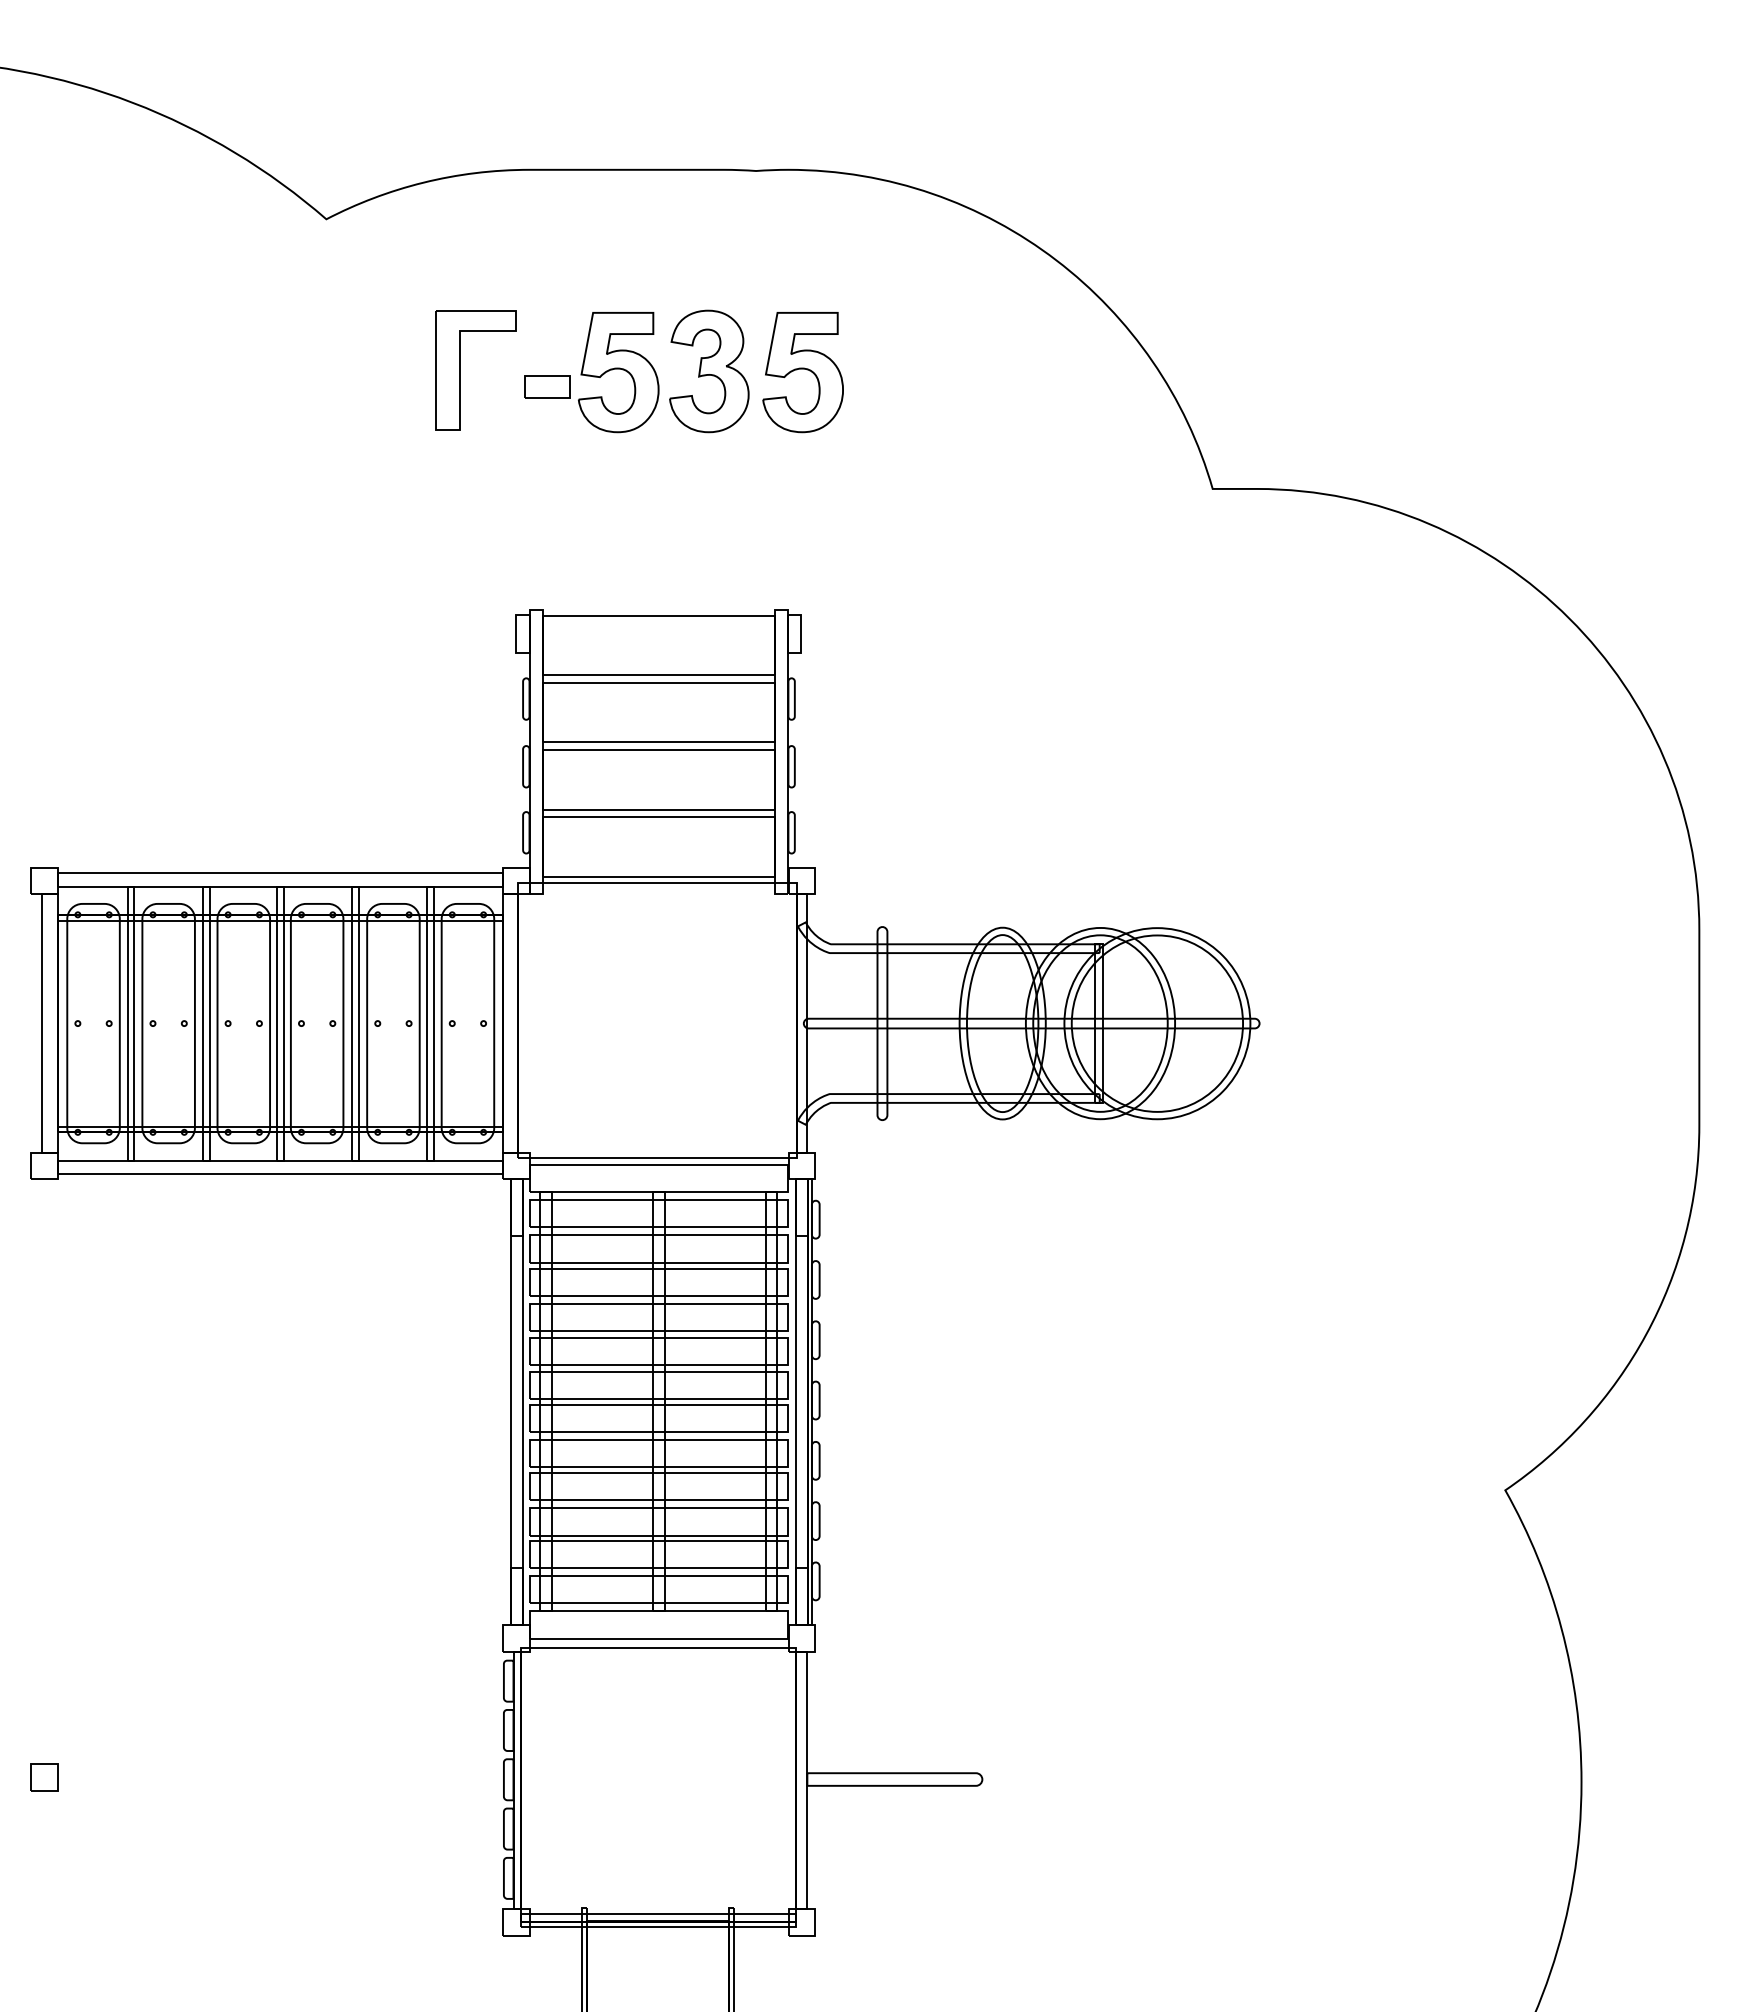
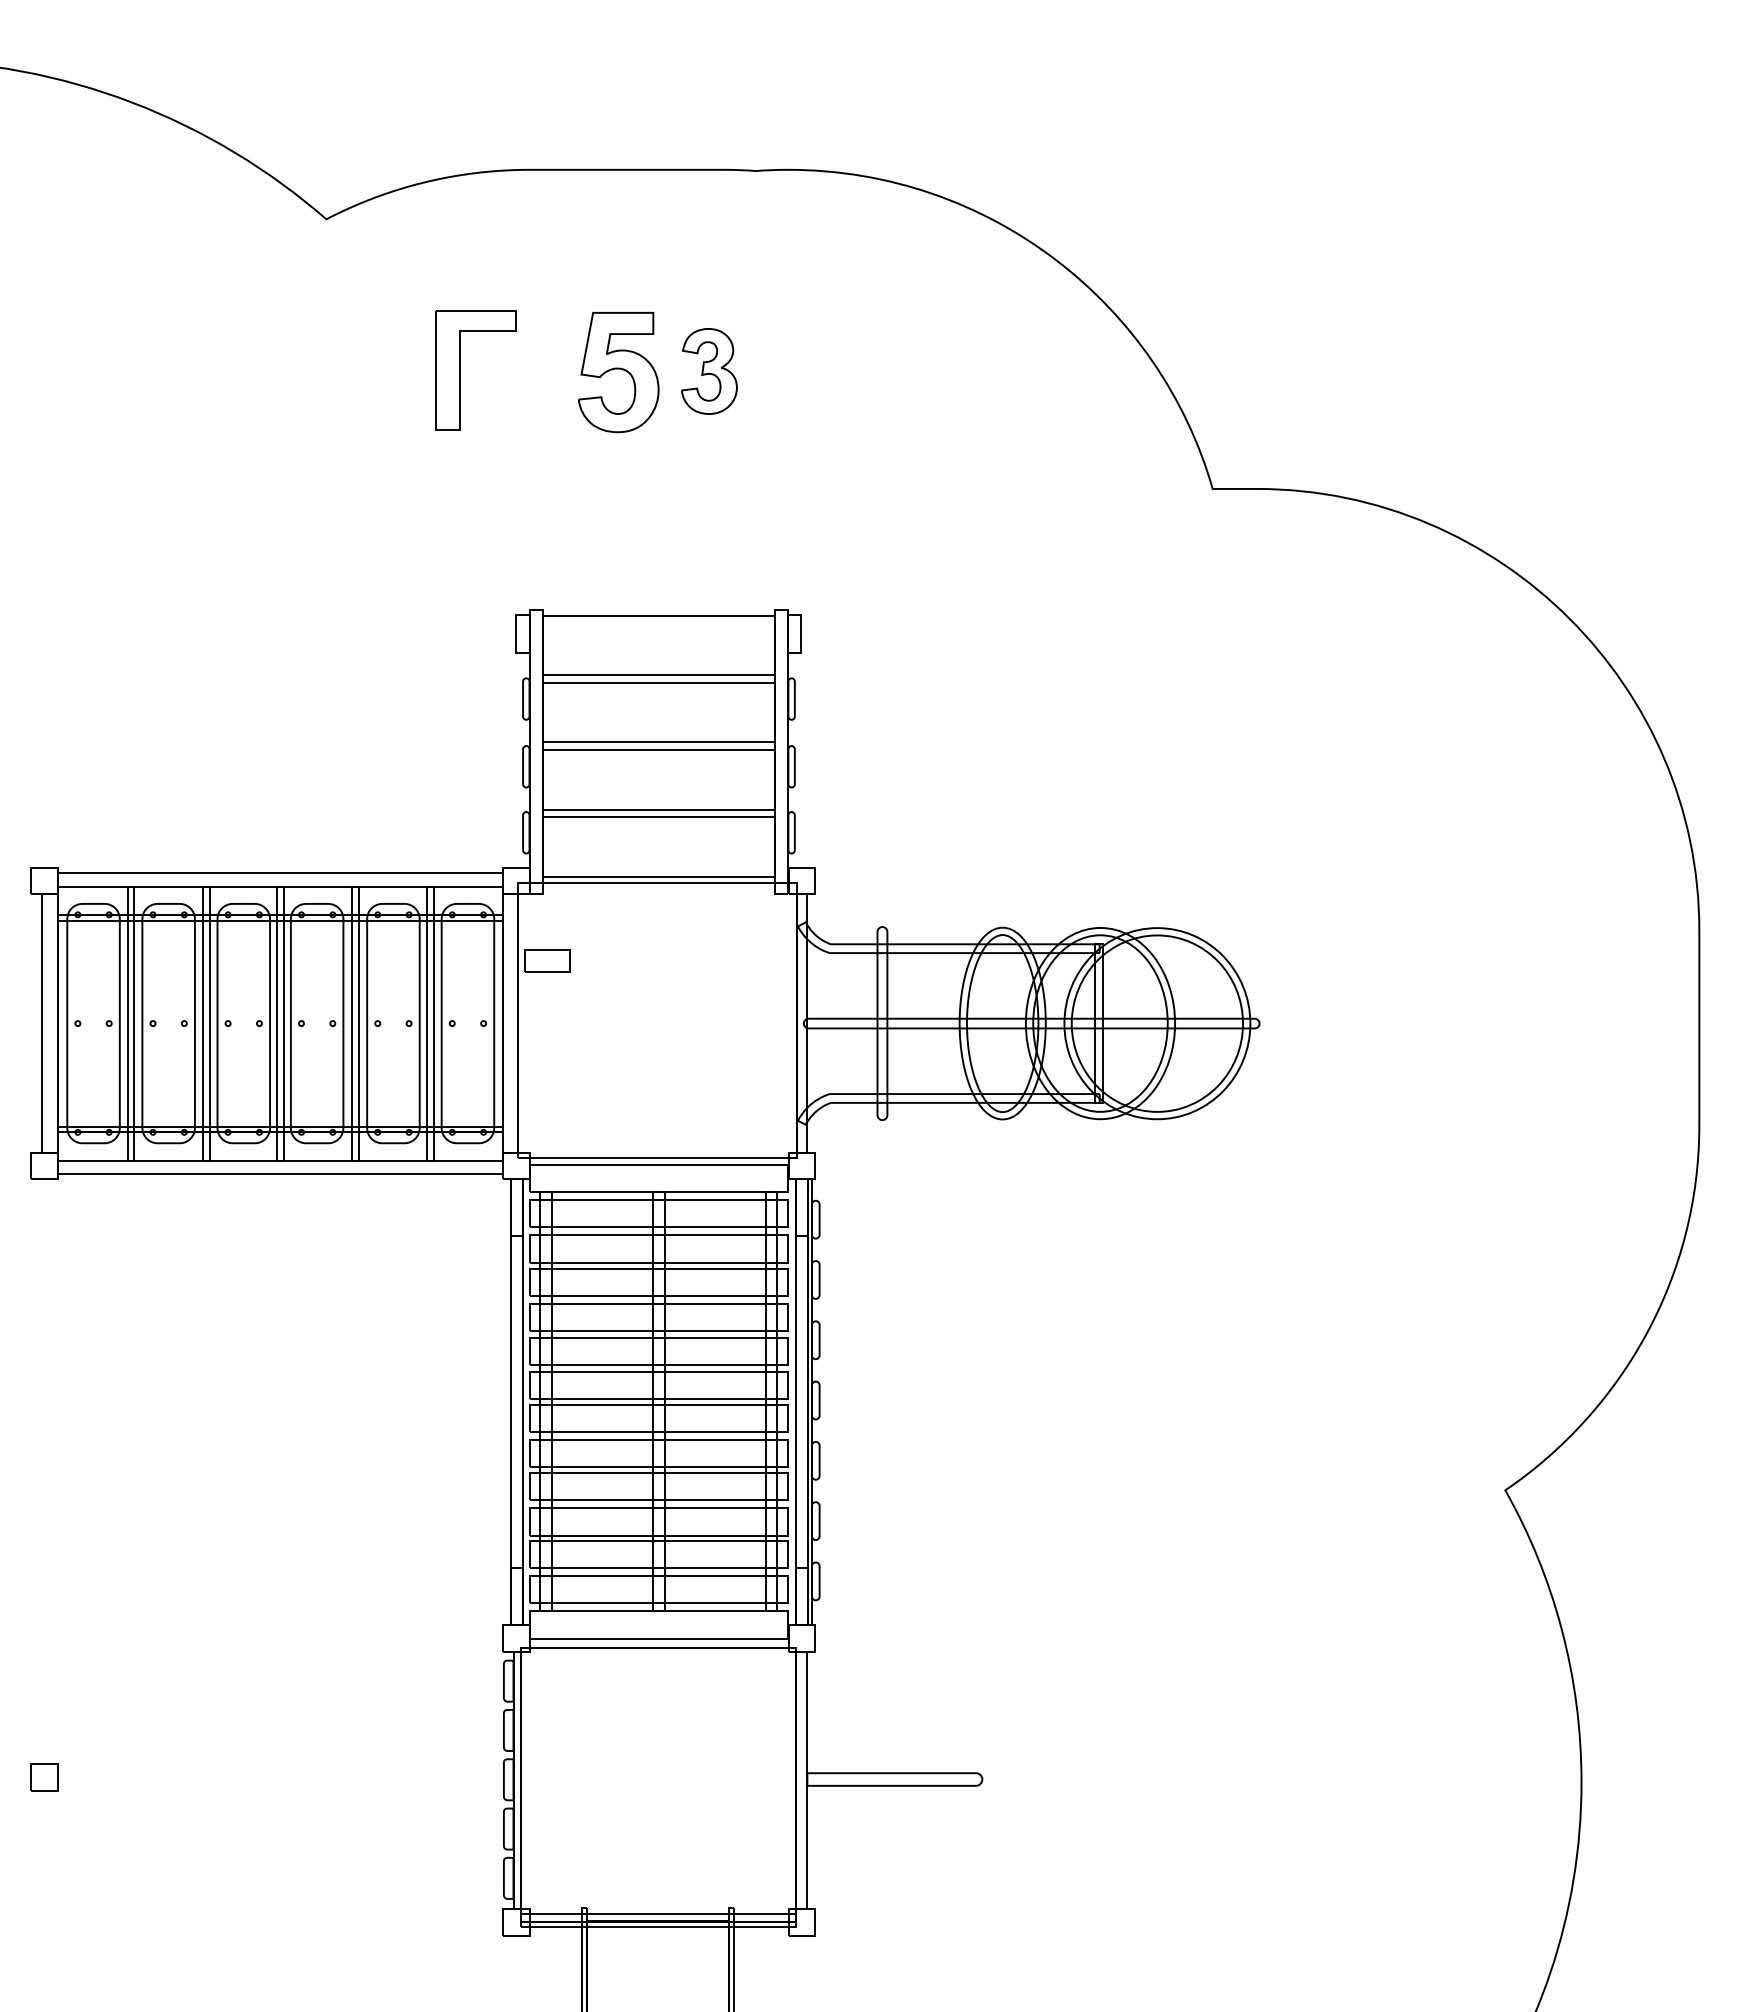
part size: 81x125 px -> 57x87 px (709, 371)
part: present -> none (802, 372)
part position: (547, 386) -> (547, 960) (547, 960)
